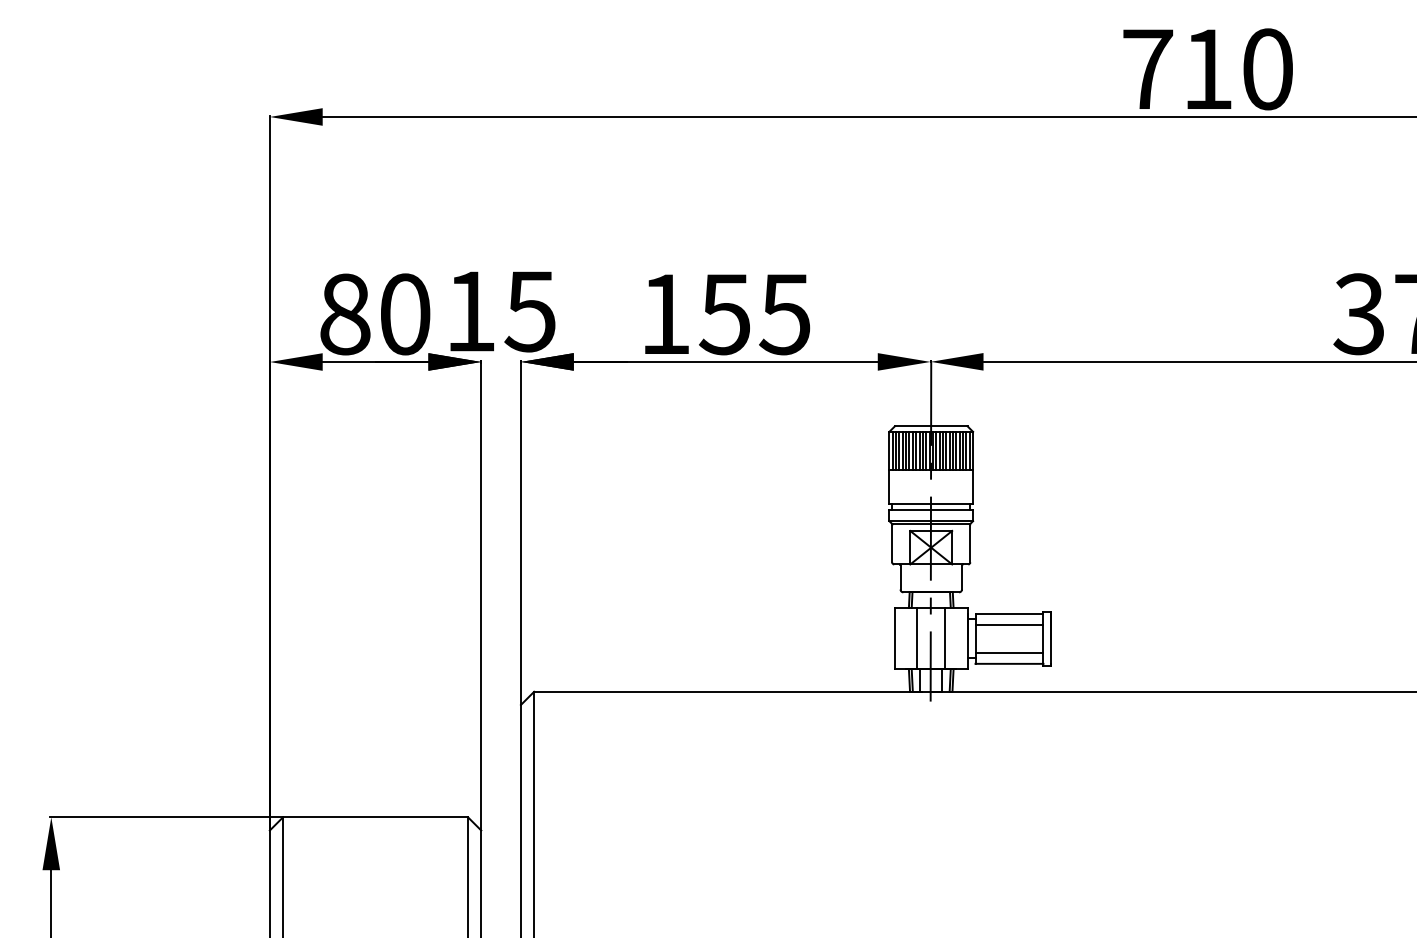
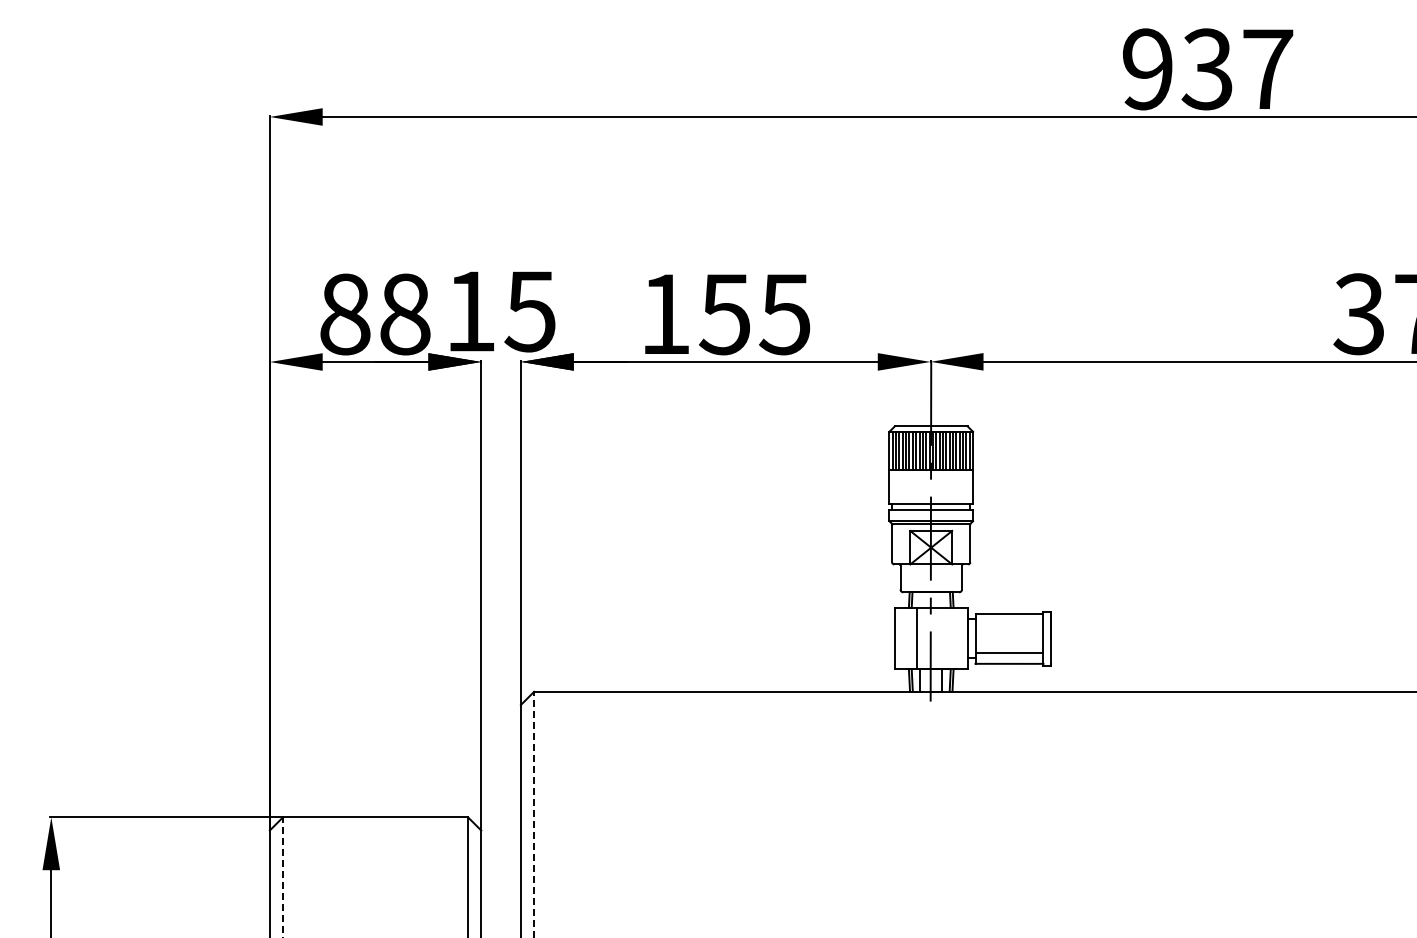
text: 710 -> 937 (1208, 69)
text: 80 -> 88 (405, 314)
line: present -> none (1009, 624)
line: present -> none (945, 638)
line: solid -> dashed (534, 814)
line: solid -> dashed (283, 877)
